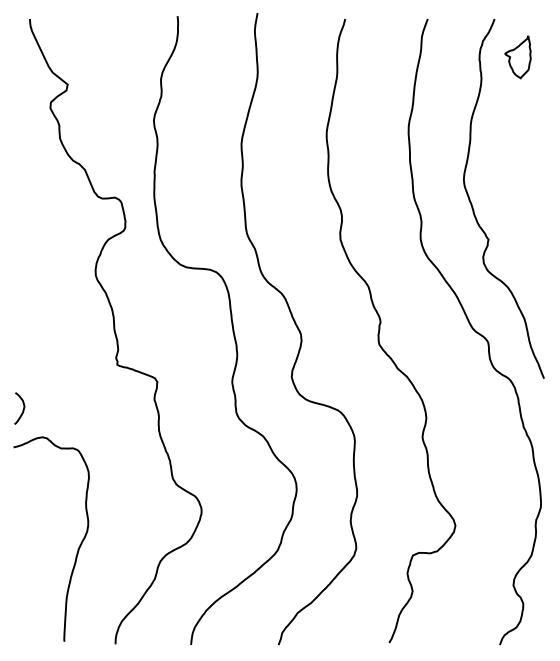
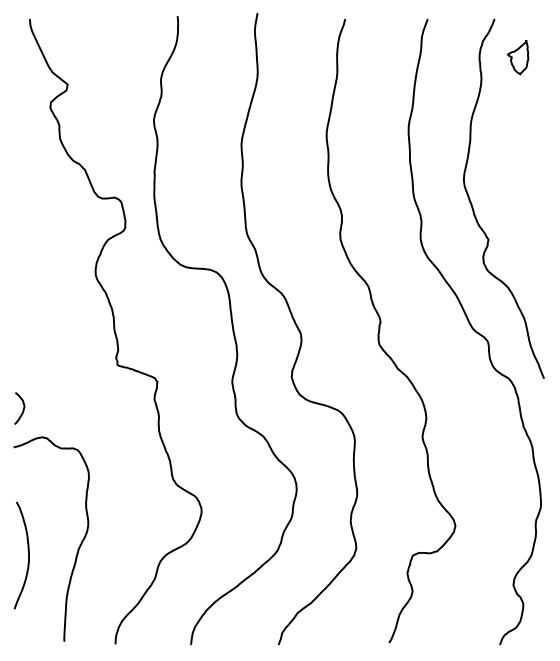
part size: 28x45 px -> 23x36 px (518, 57)
curve: none -> present (28, 555)
